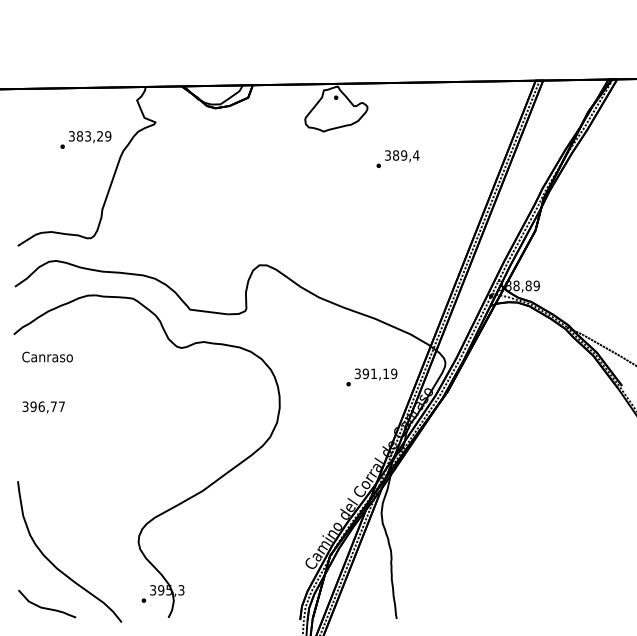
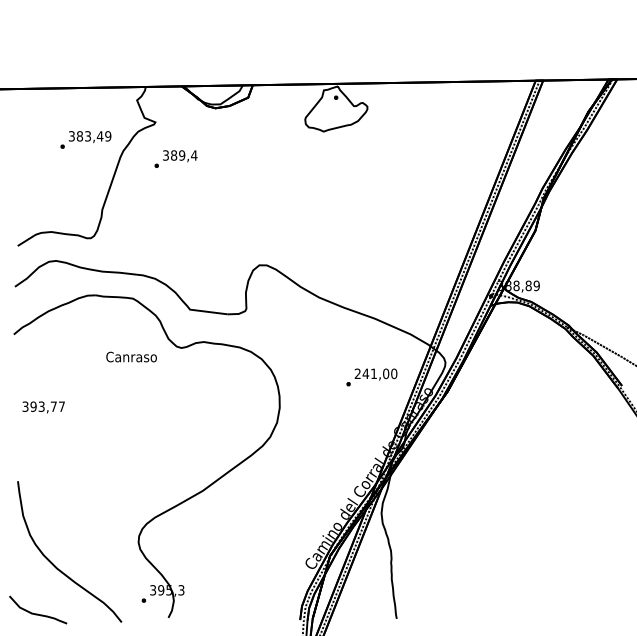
text: 383,29 -> 383,49 (99, 136)
text position: (397, 158) -> (175, 158) (175, 158)
text position: (47, 356) -> (131, 356) (131, 356)
text: 391,19 -> 241,00 (375, 373)
text: 396,77 -> 393,77 (41, 406)
curve position: (47, 607) -> (38, 613) (38, 613)
